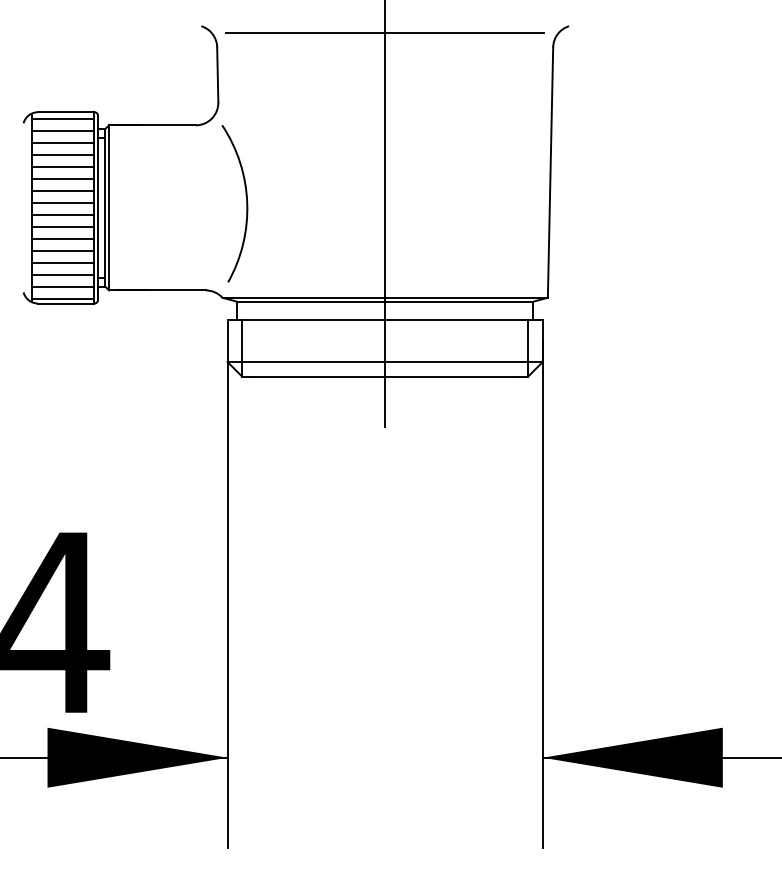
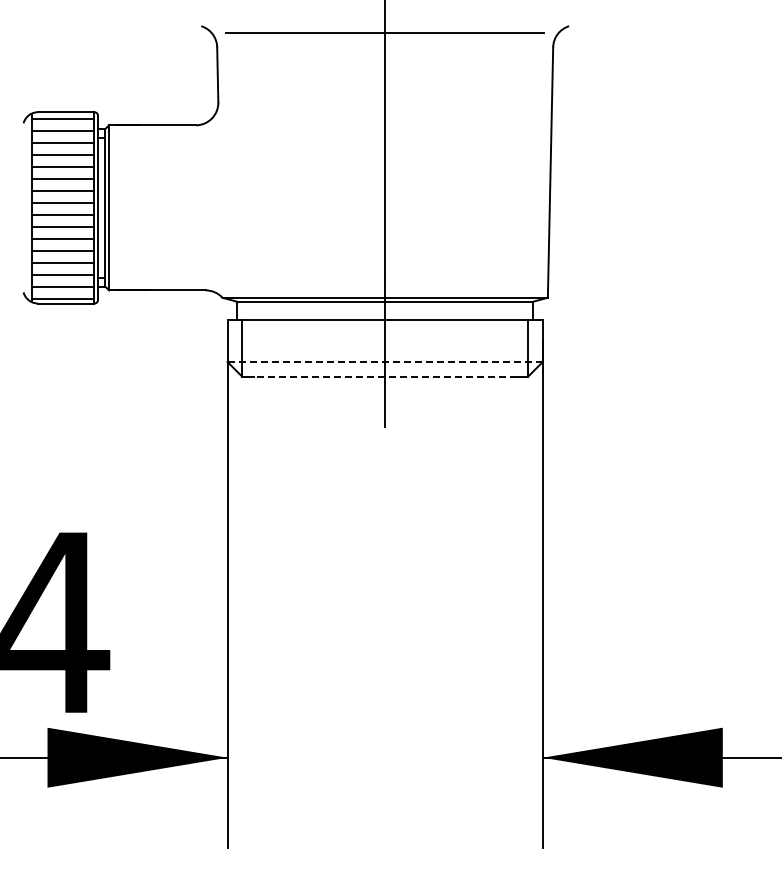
arc: present -> none (246, 203)
line: solid -> dashed (385, 362)
line: solid -> dashed (385, 376)
